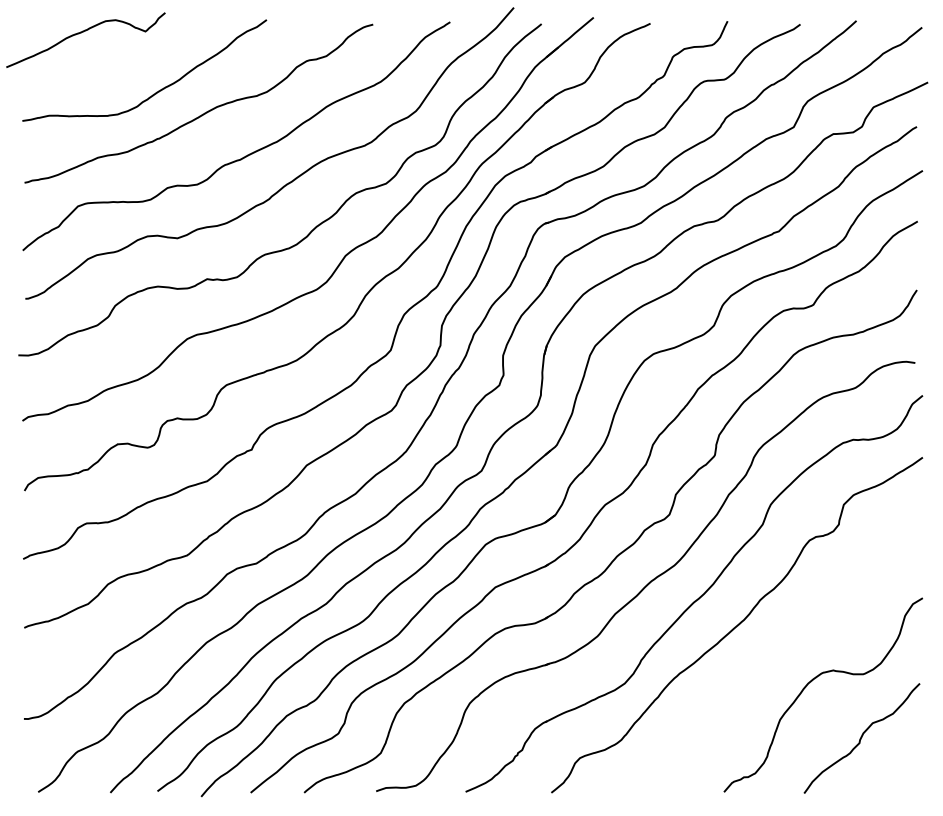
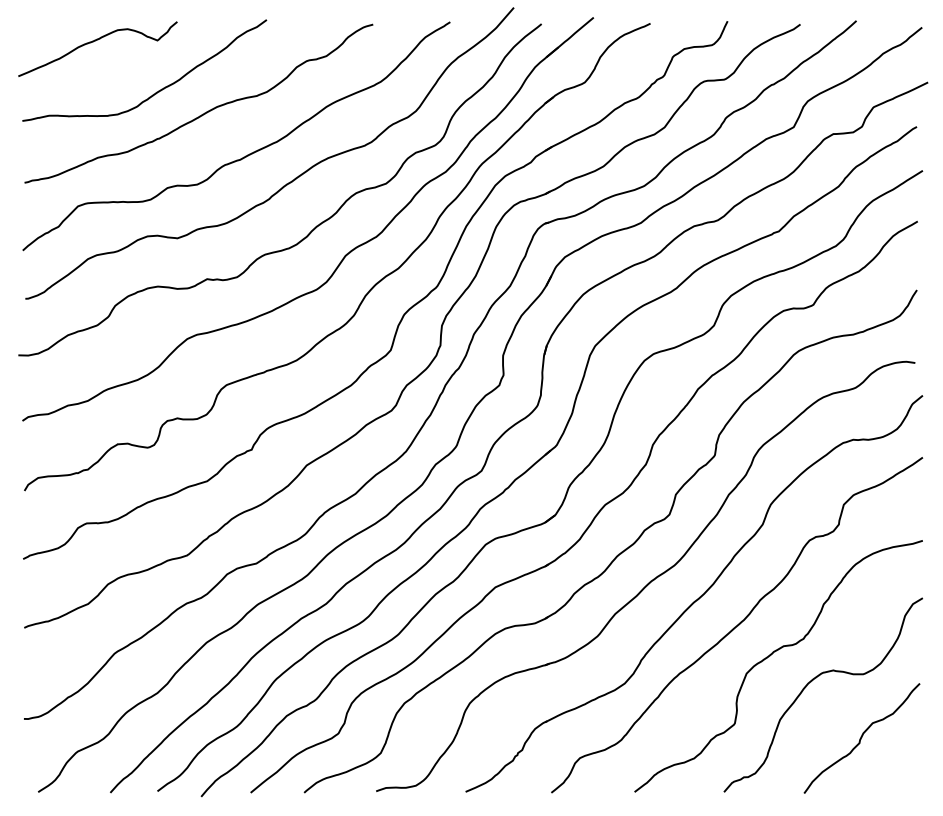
curve position: (81, 33) -> (93, 42) (93, 42)
curve: none -> present (770, 656)
